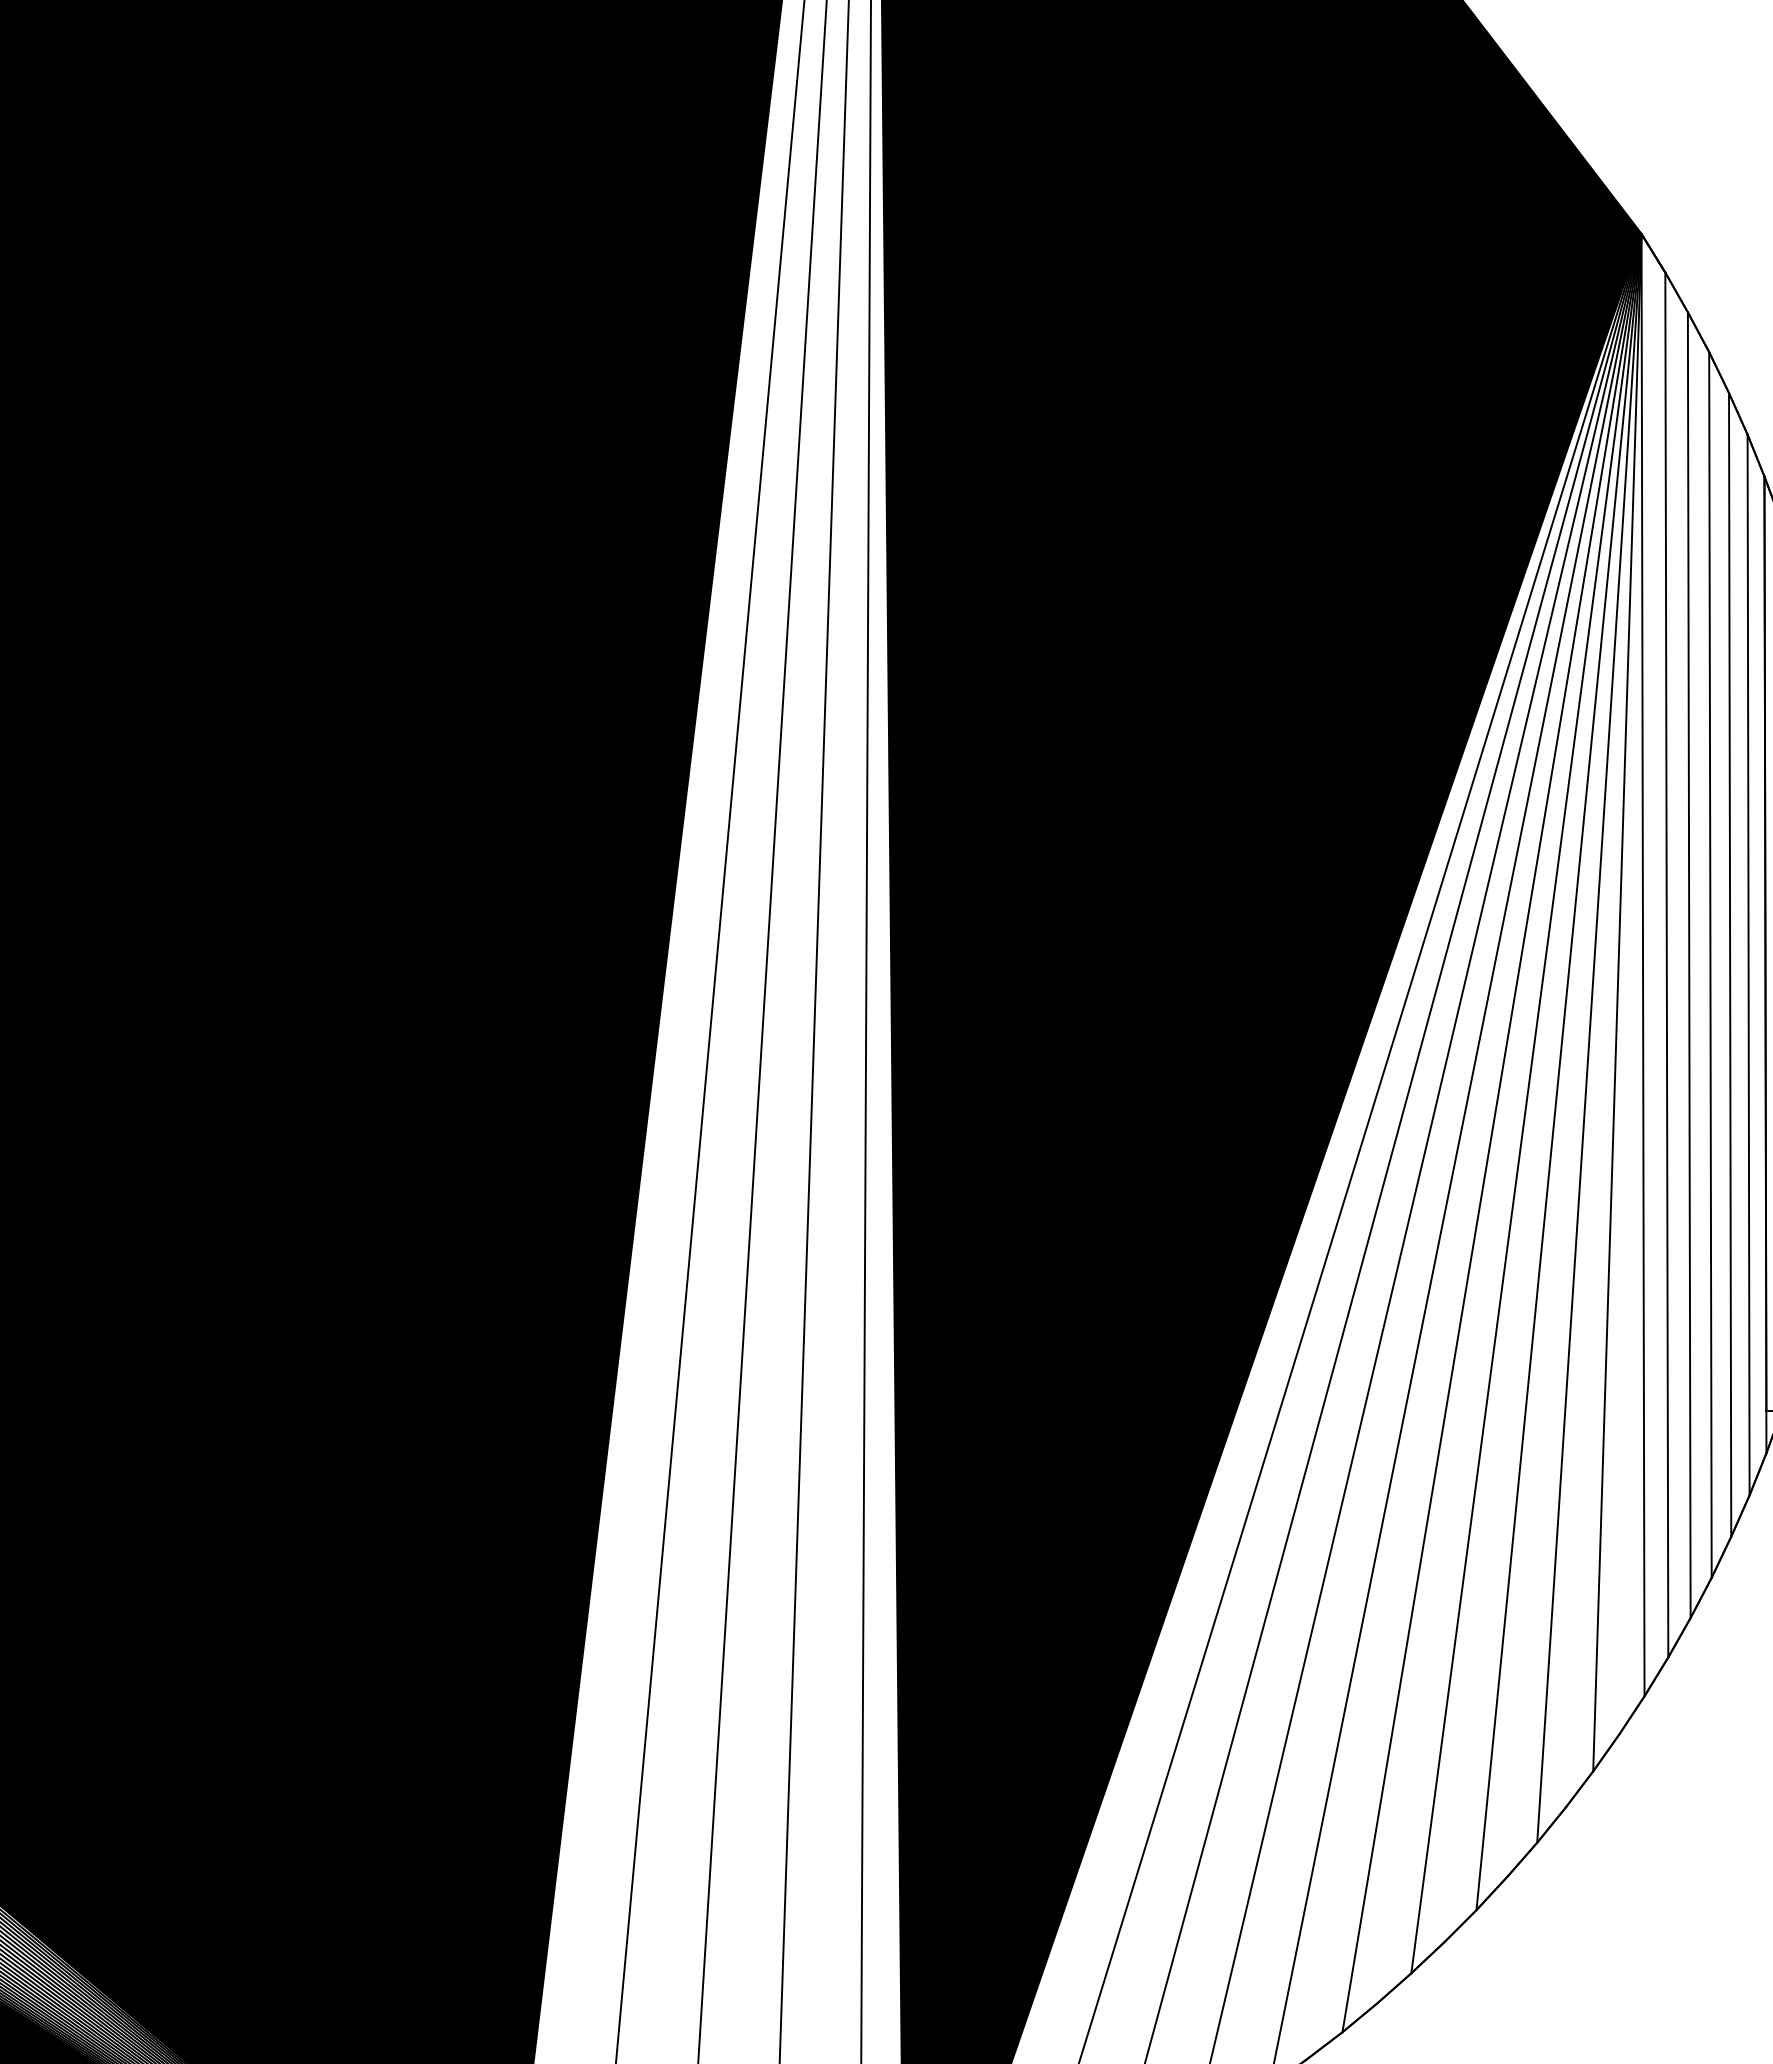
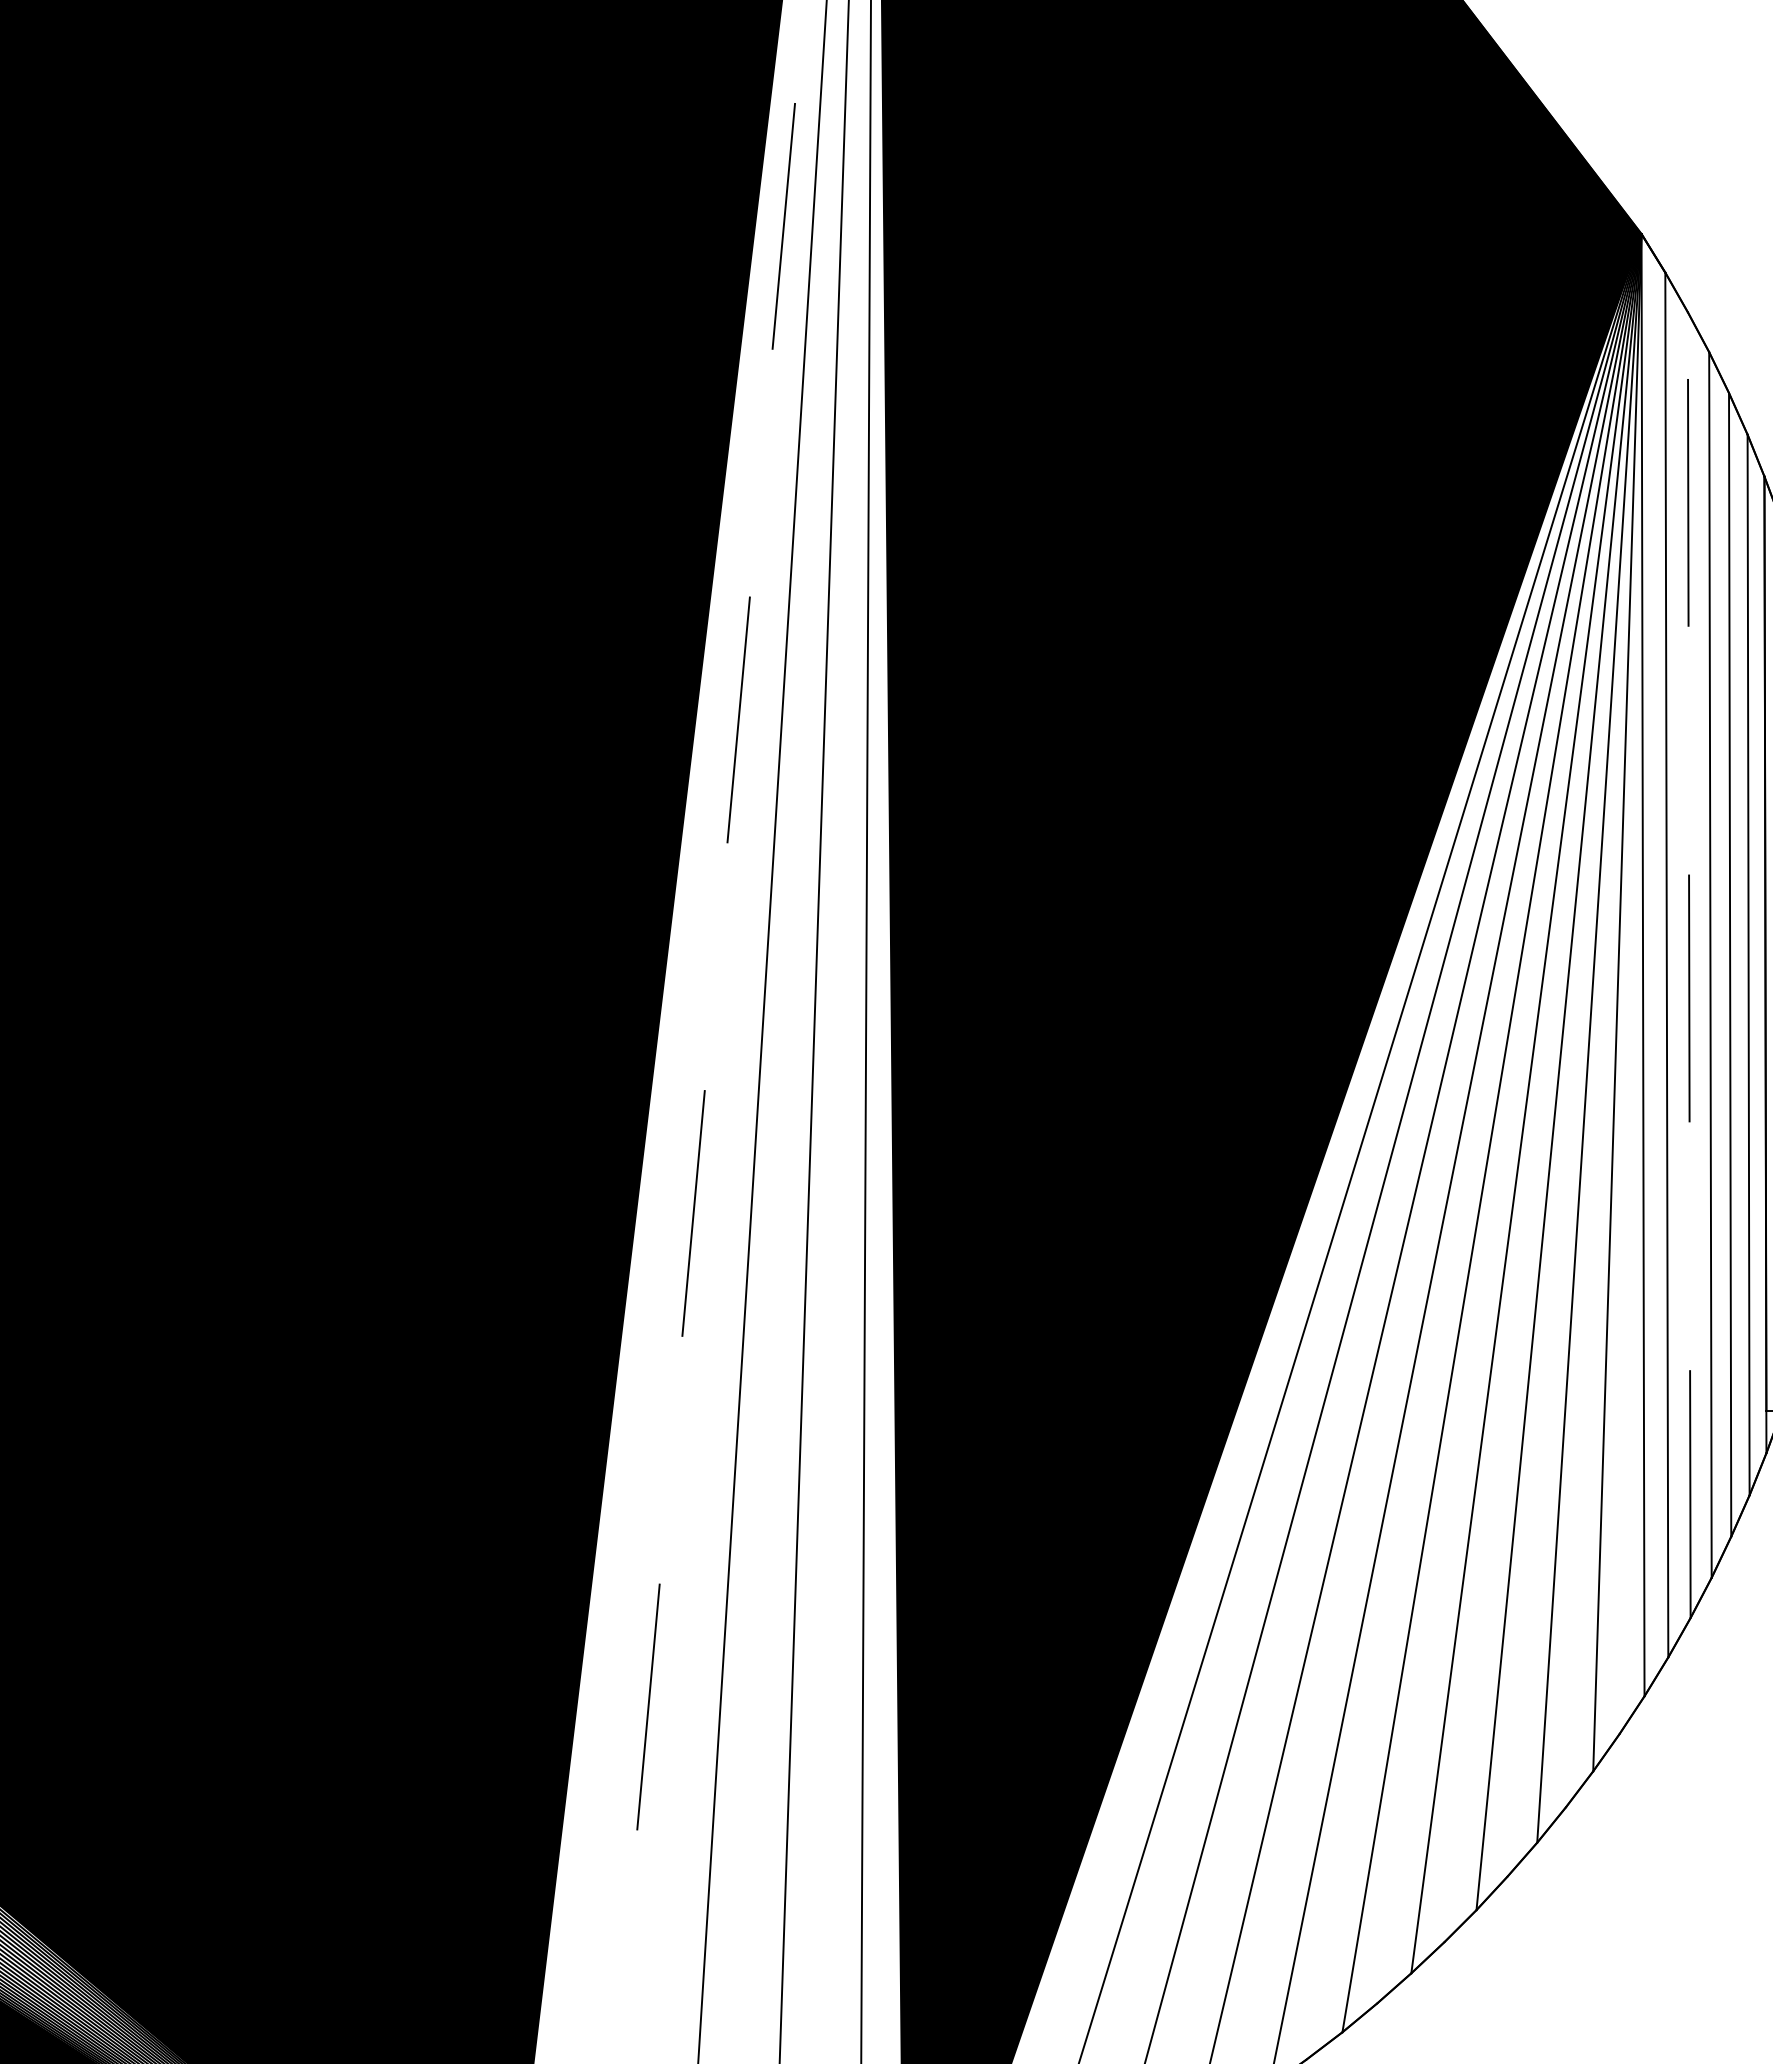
line: solid -> dashed (1689, 965)
line: solid -> dashed (710, 1031)
